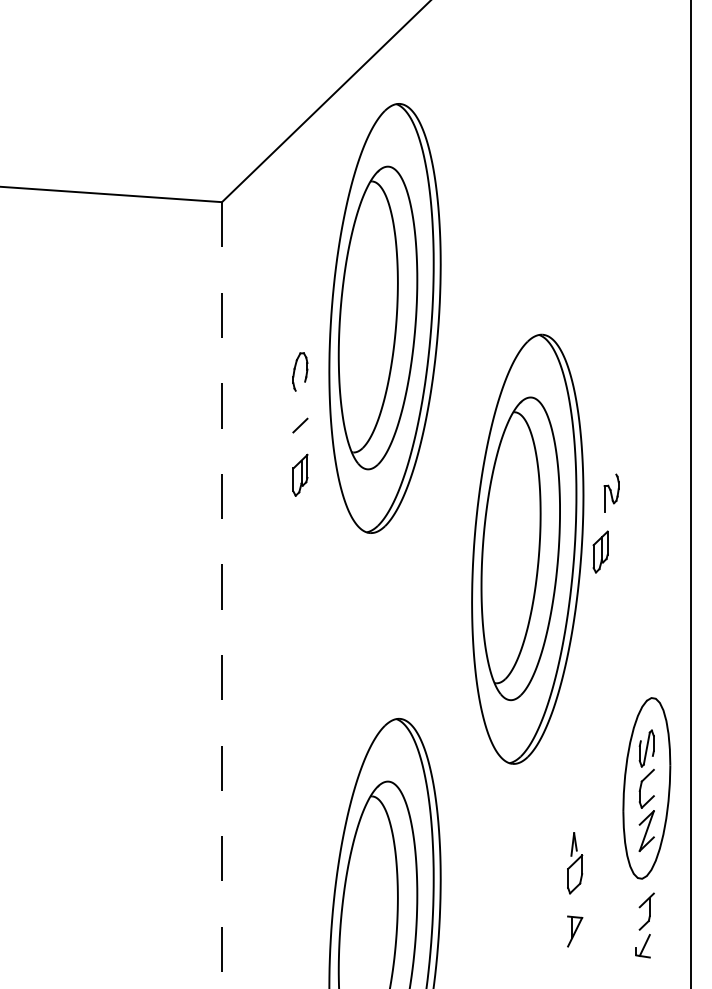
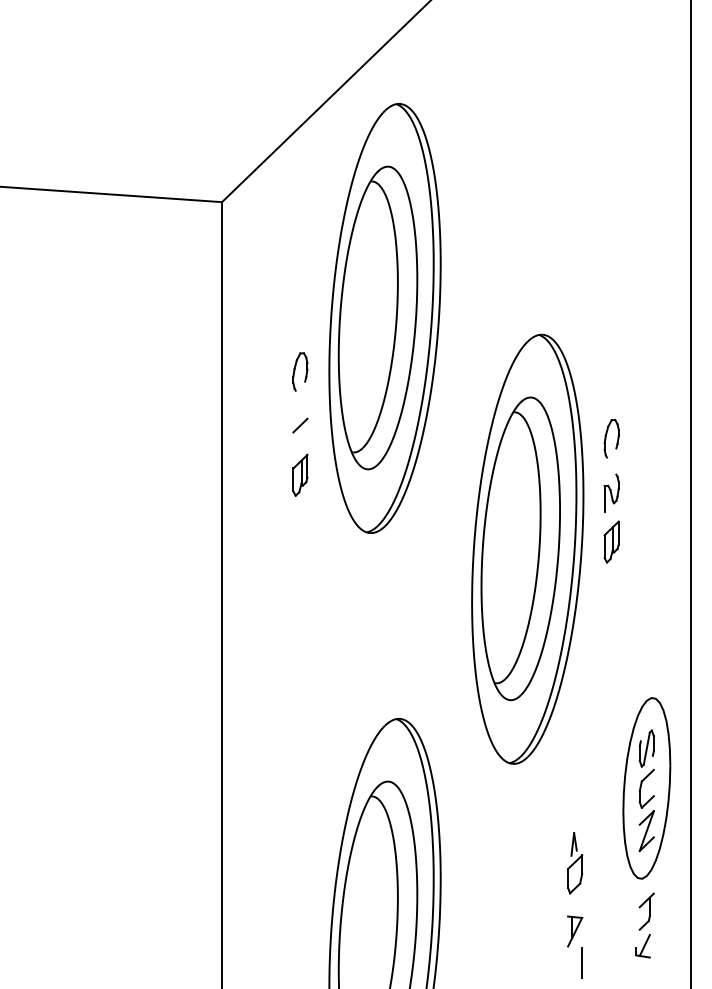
part: none -> present (611, 438)
part position: (600, 551) -> (611, 541) (611, 541)
line: dashed -> solid (222, 596)
line: none -> present (582, 962)
